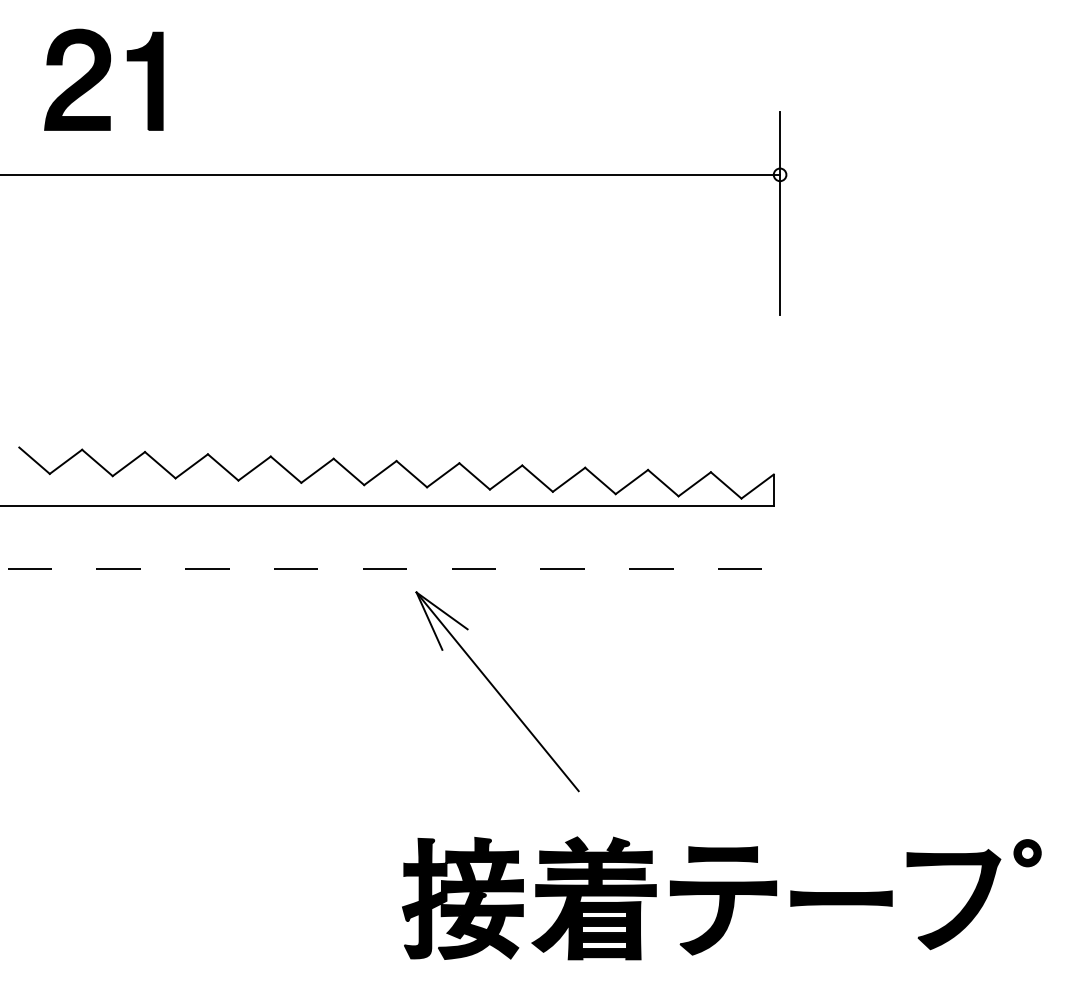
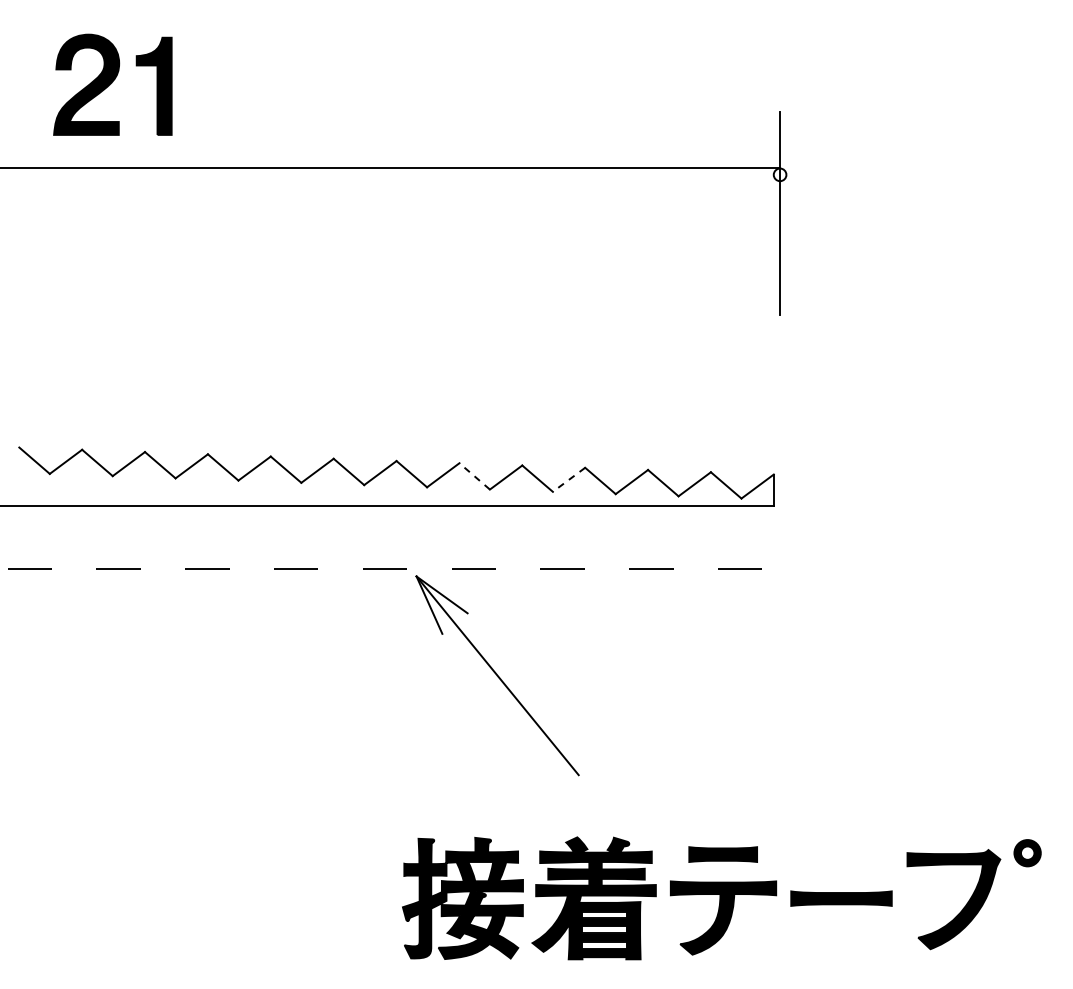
part position: (103, 79) -> (112, 84) (112, 84)
line position: (391, 174) -> (391, 167) (391, 167)
line: solid -> dashed (474, 476)
line: solid -> dashed (568, 480)
part position: (497, 691) -> (497, 675) (497, 675)
